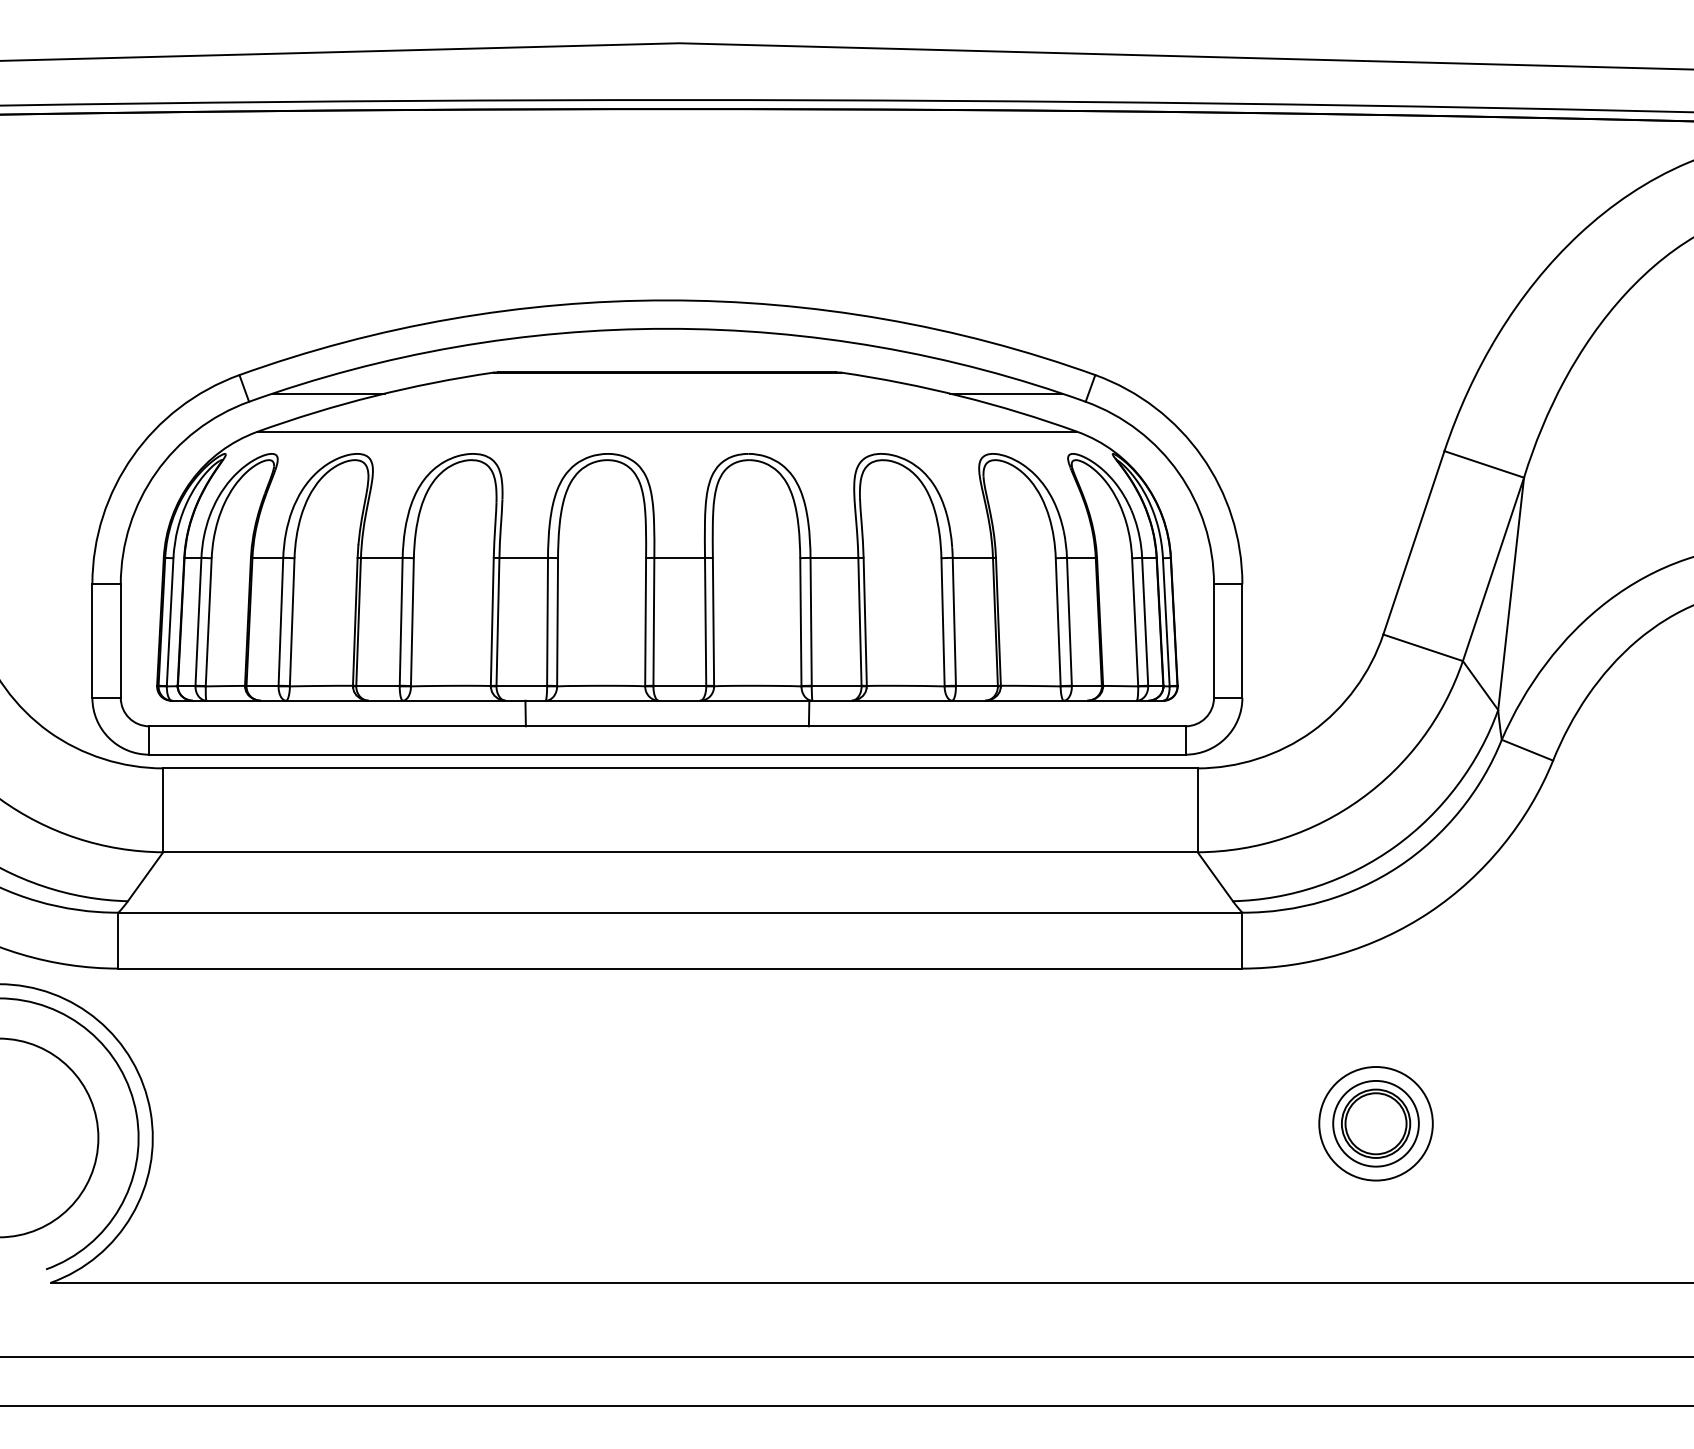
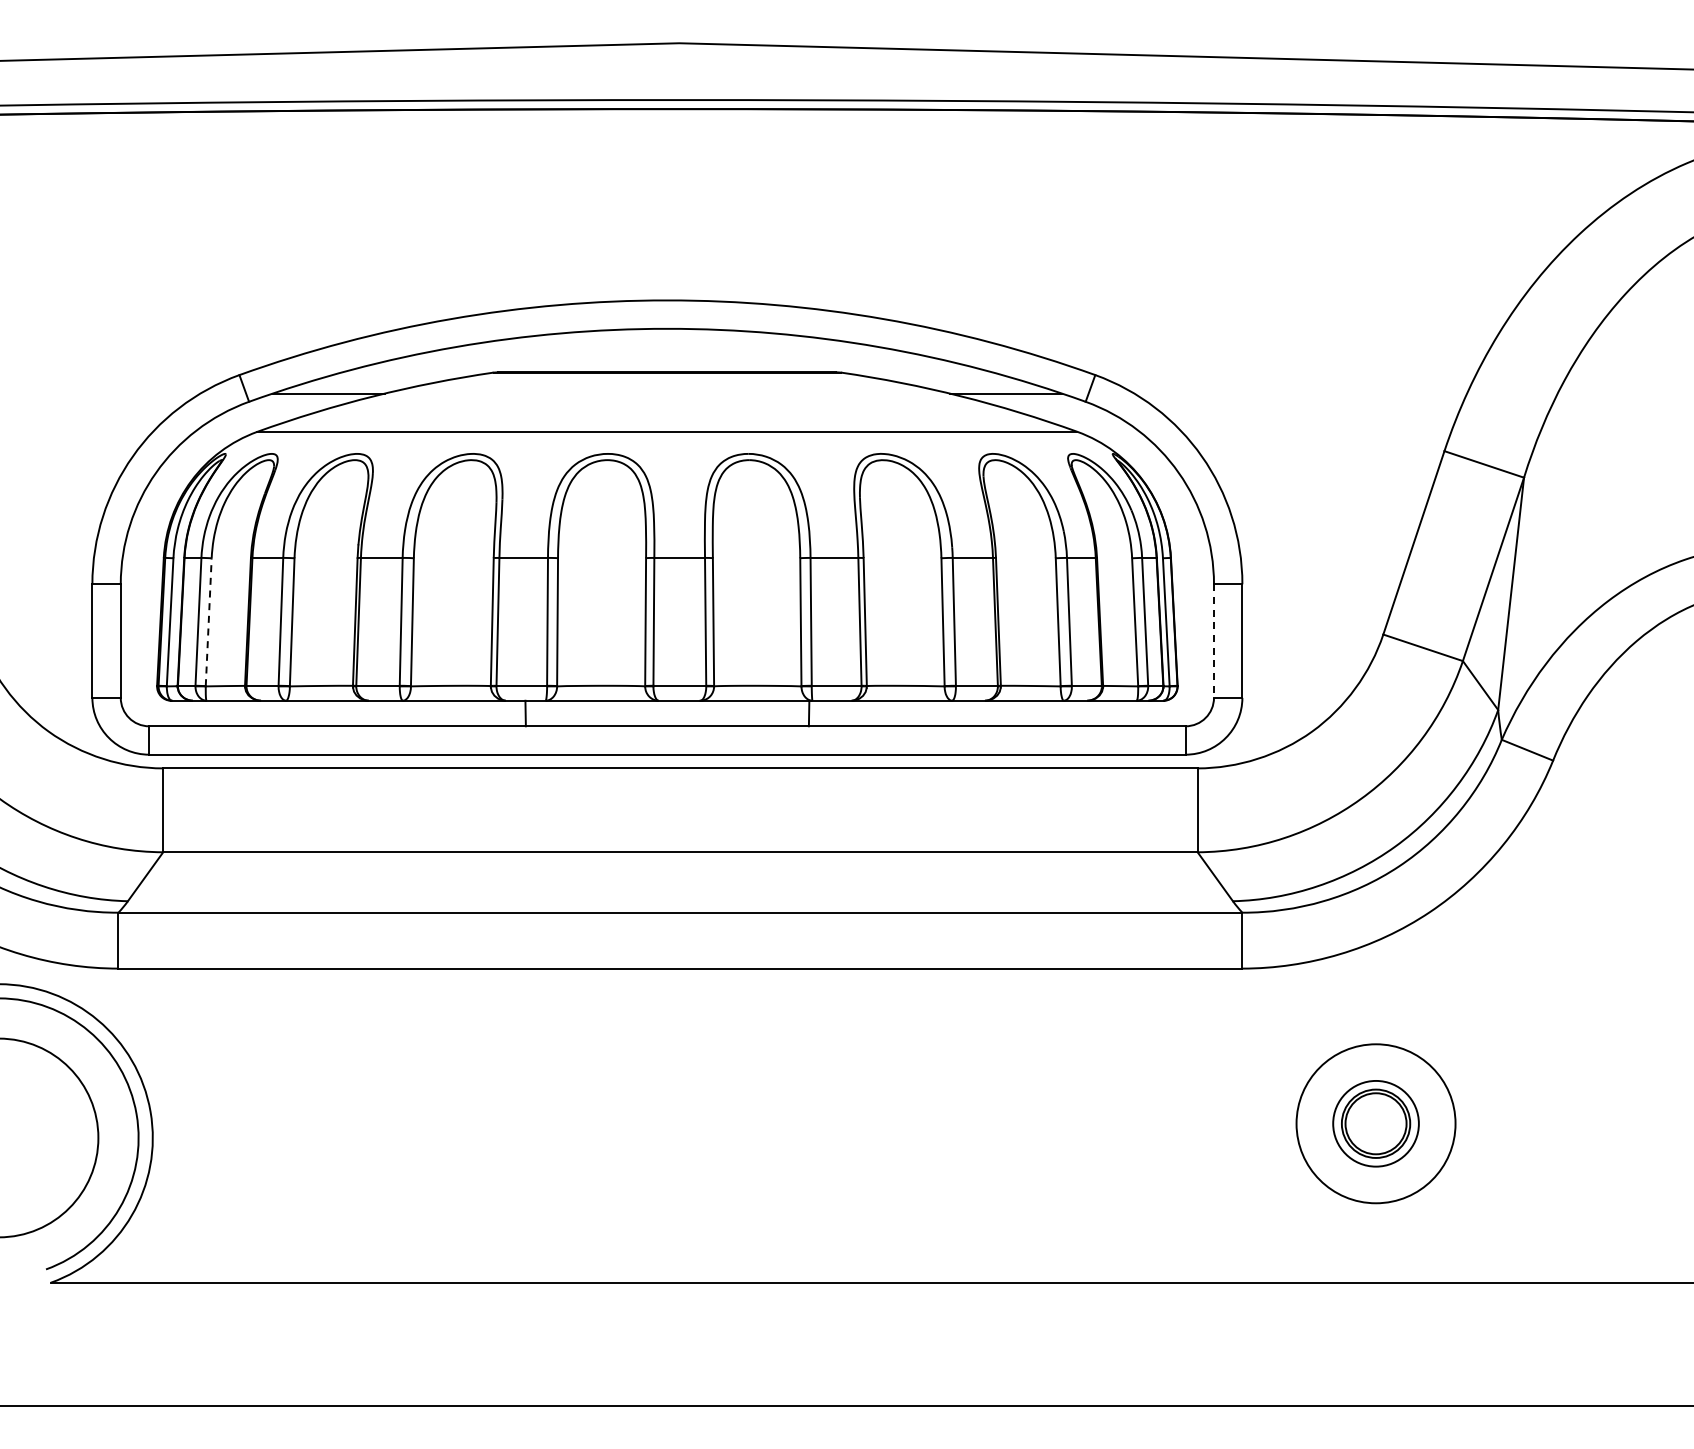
line: solid -> dashed (208, 621)
line: solid -> dashed (1214, 641)
circle diameter: 114 px -> 159 px (1375, 1123)
line: present -> none (846, 1356)
